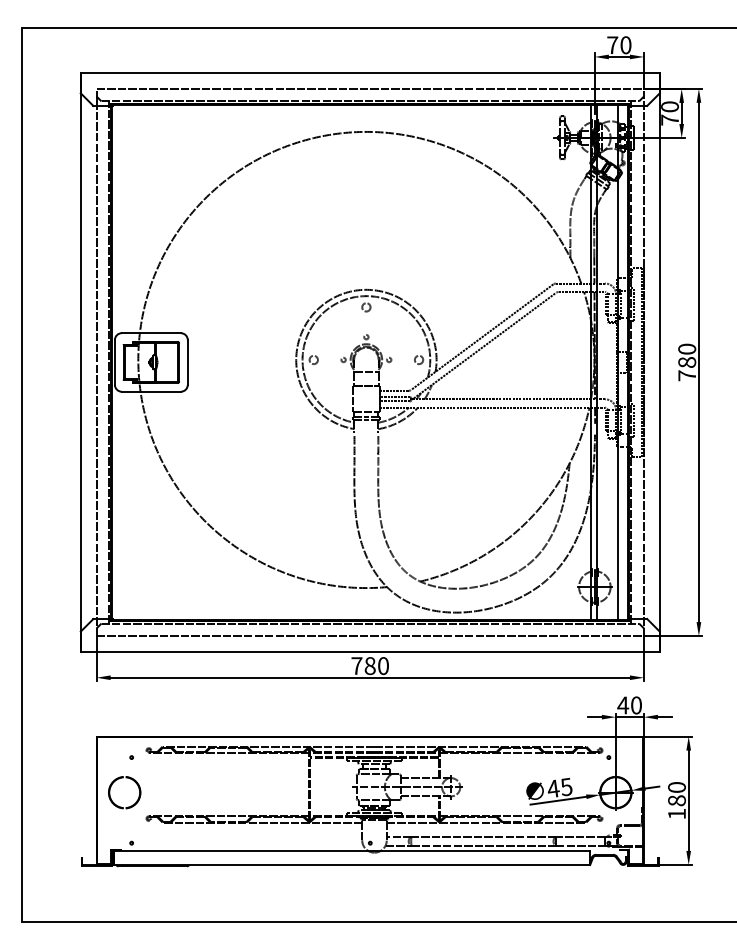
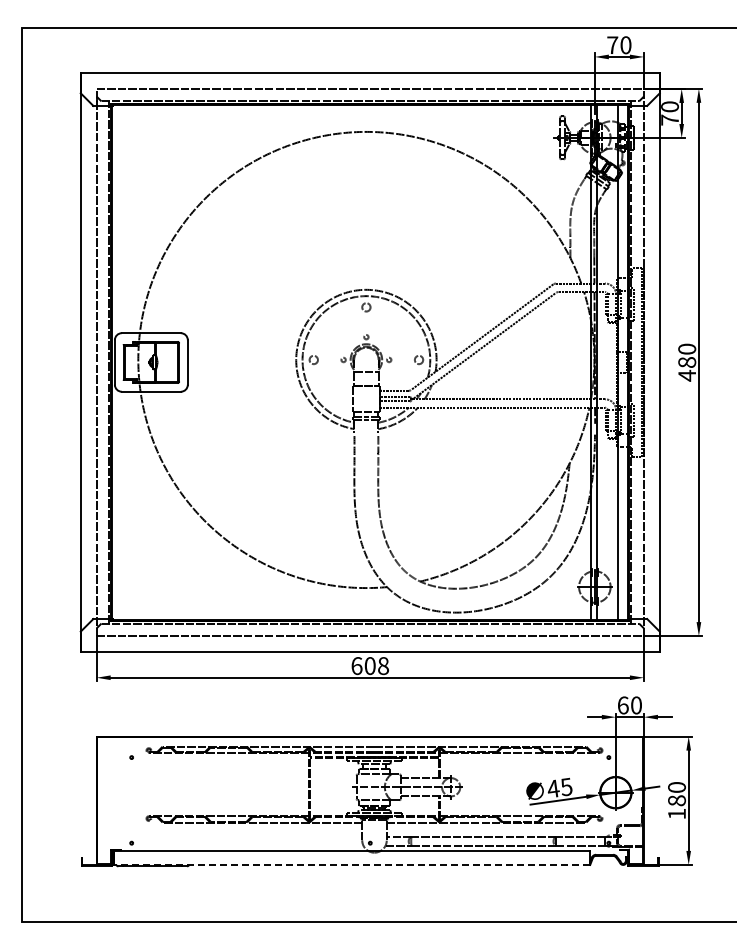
text: 780 -> 480 (686, 375)
text: 780 -> 608 (370, 666)
text: 40 -> 60 (623, 705)
part: present -> none (117, 780)
line: solid -> dashed (352, 864)
